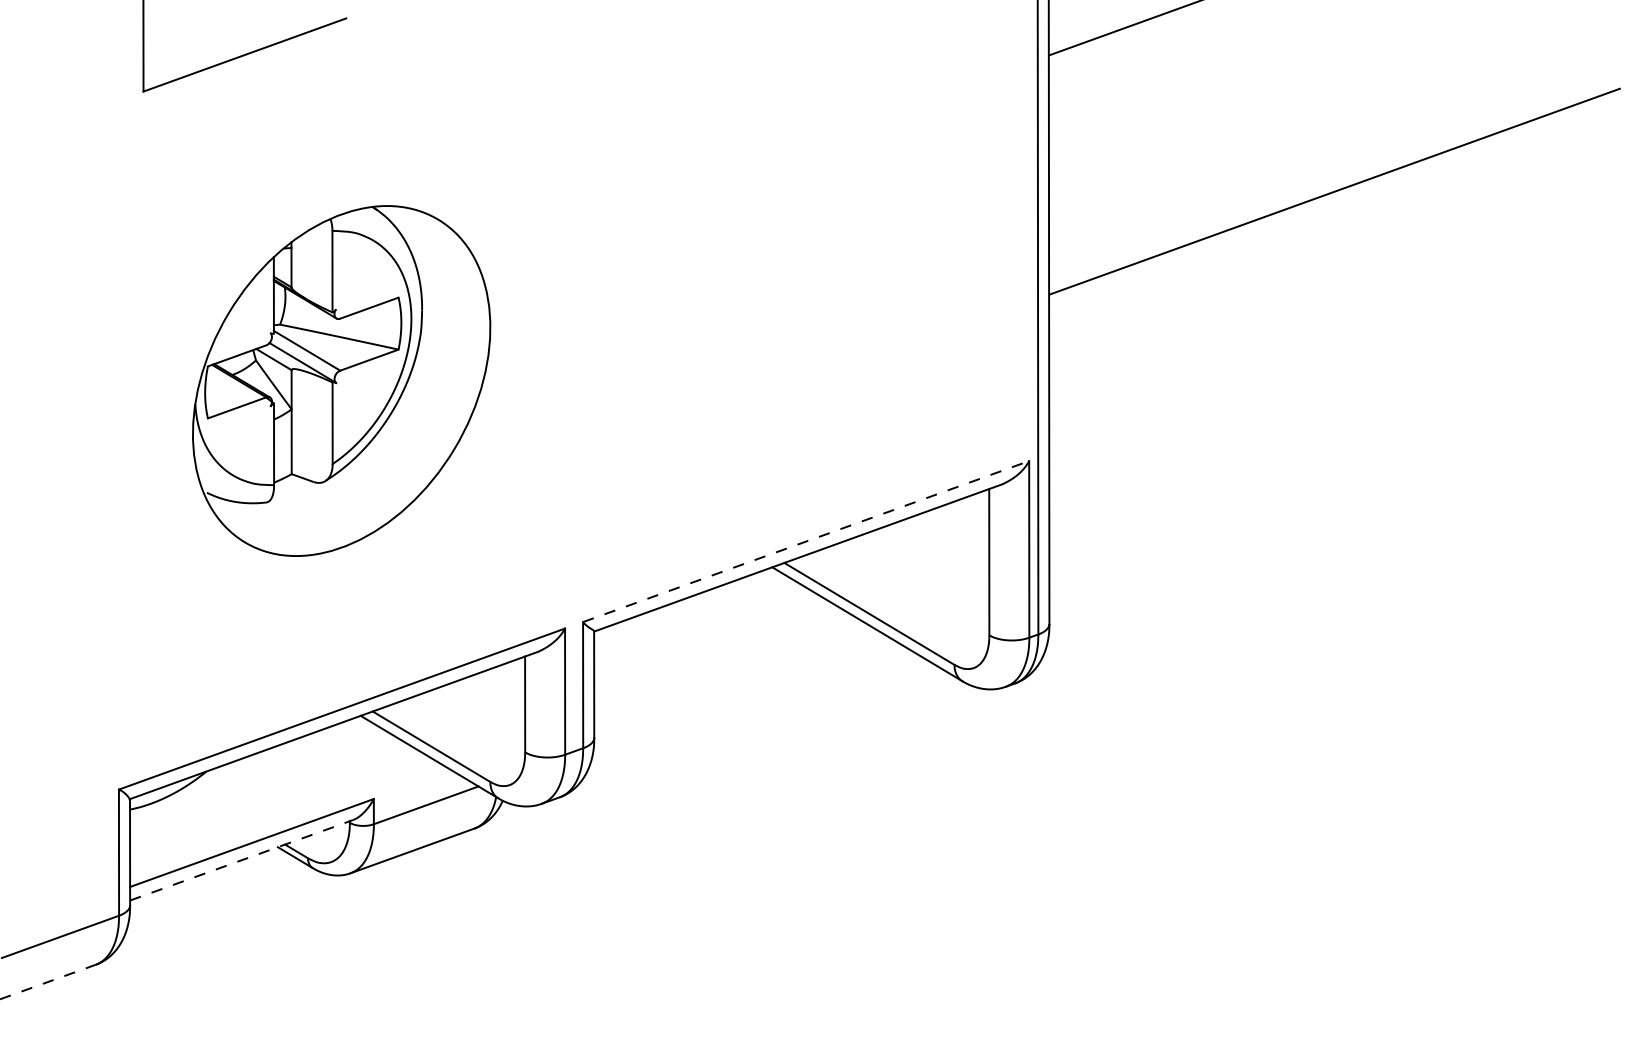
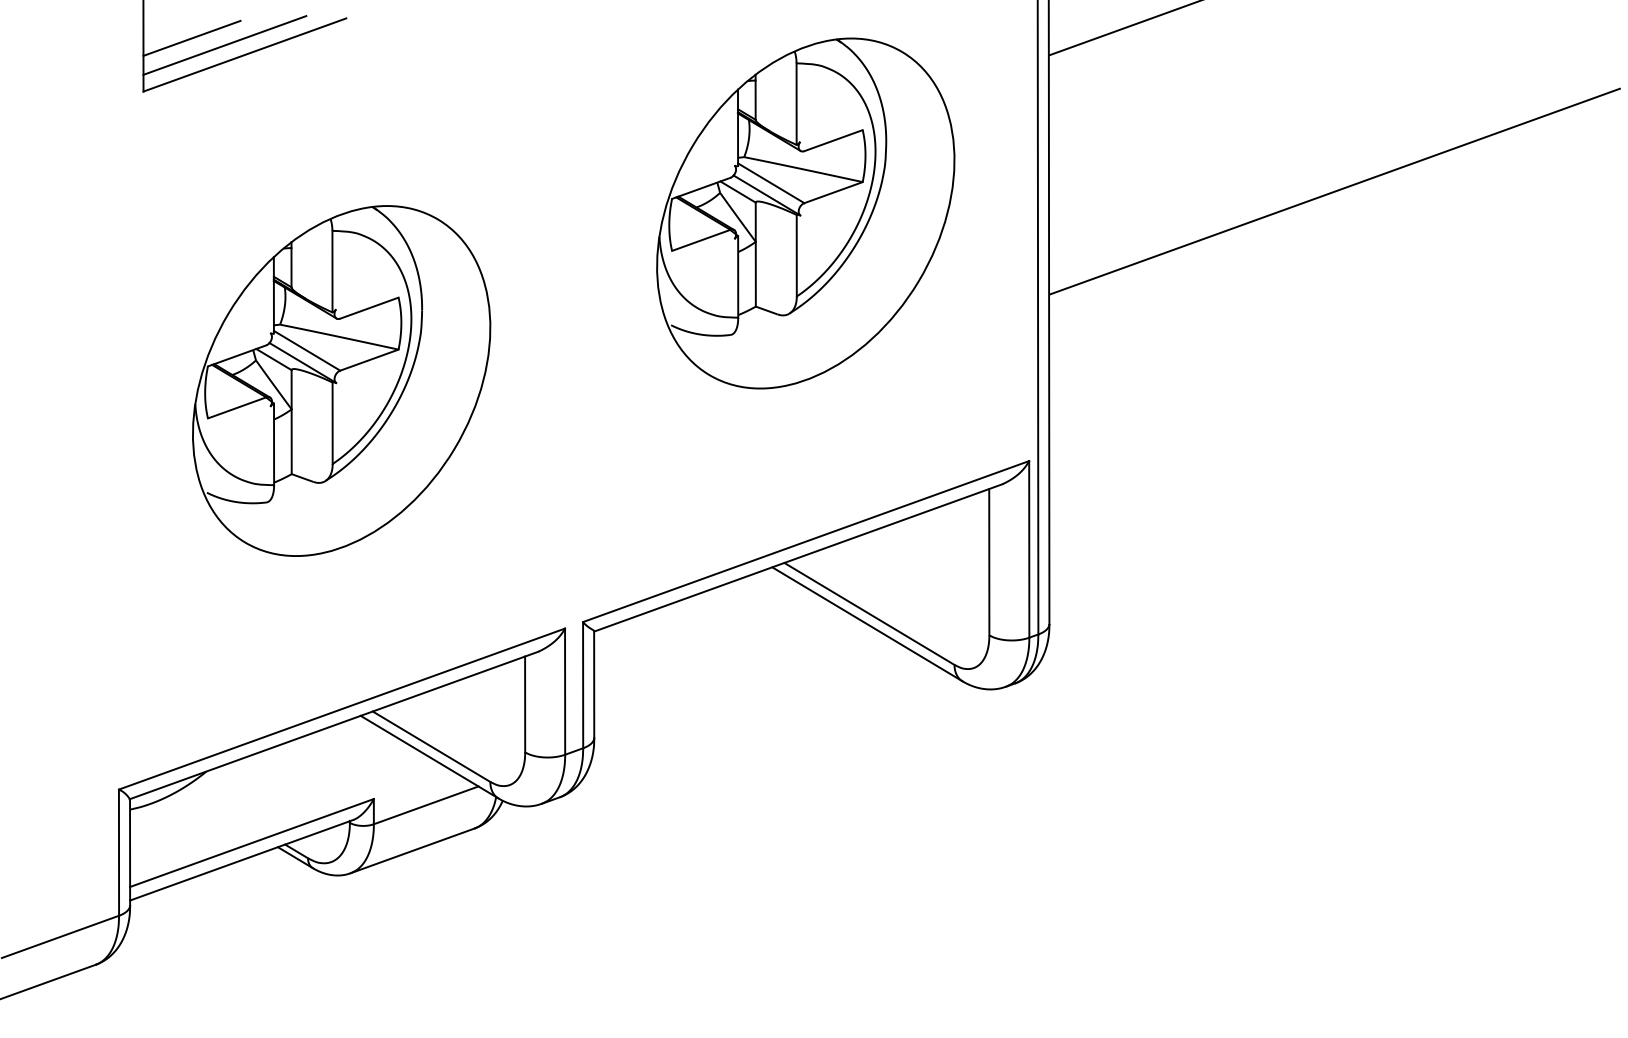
line: none -> present (191, 37)
line: none -> present (224, 45)
part: none -> present (805, 213)
line: dashed -> solid (806, 541)
line: dashed -> solid (241, 860)
line: dashed -> solid (47, 982)
